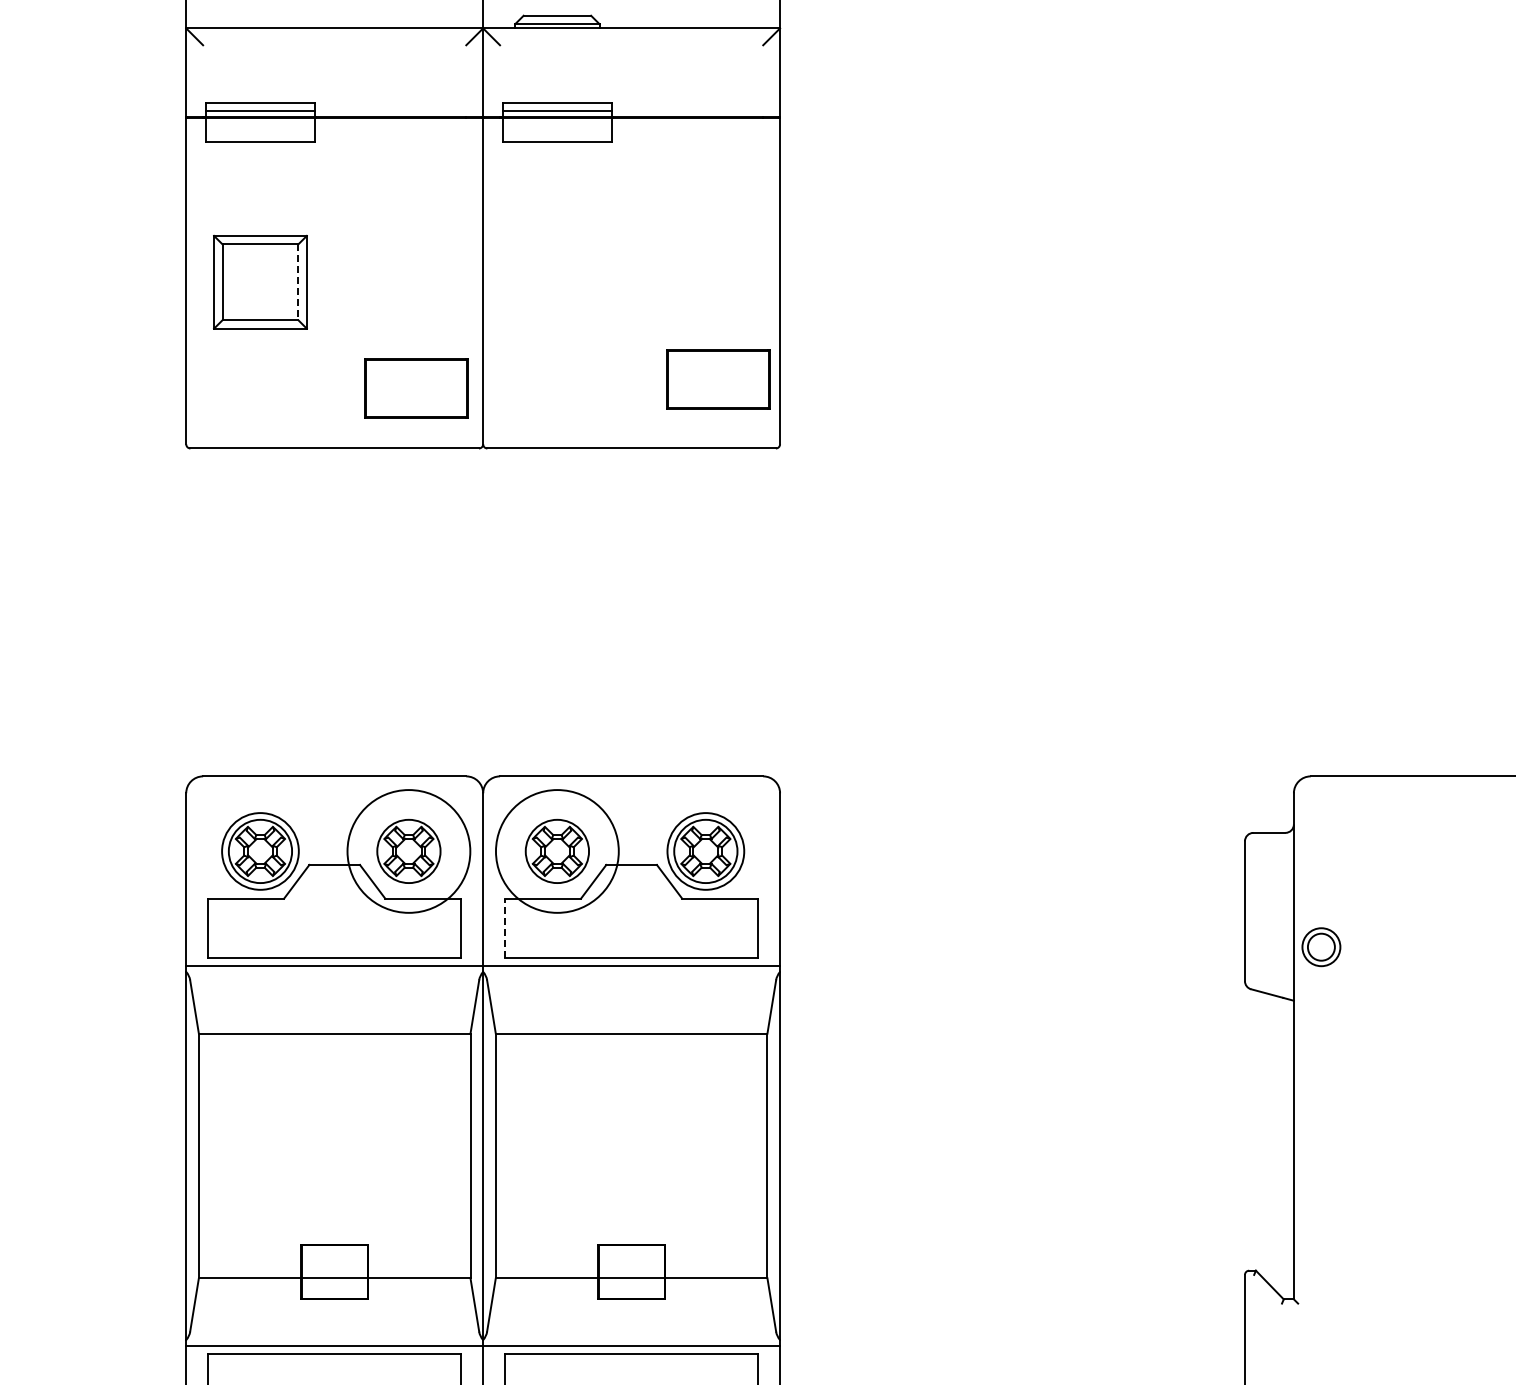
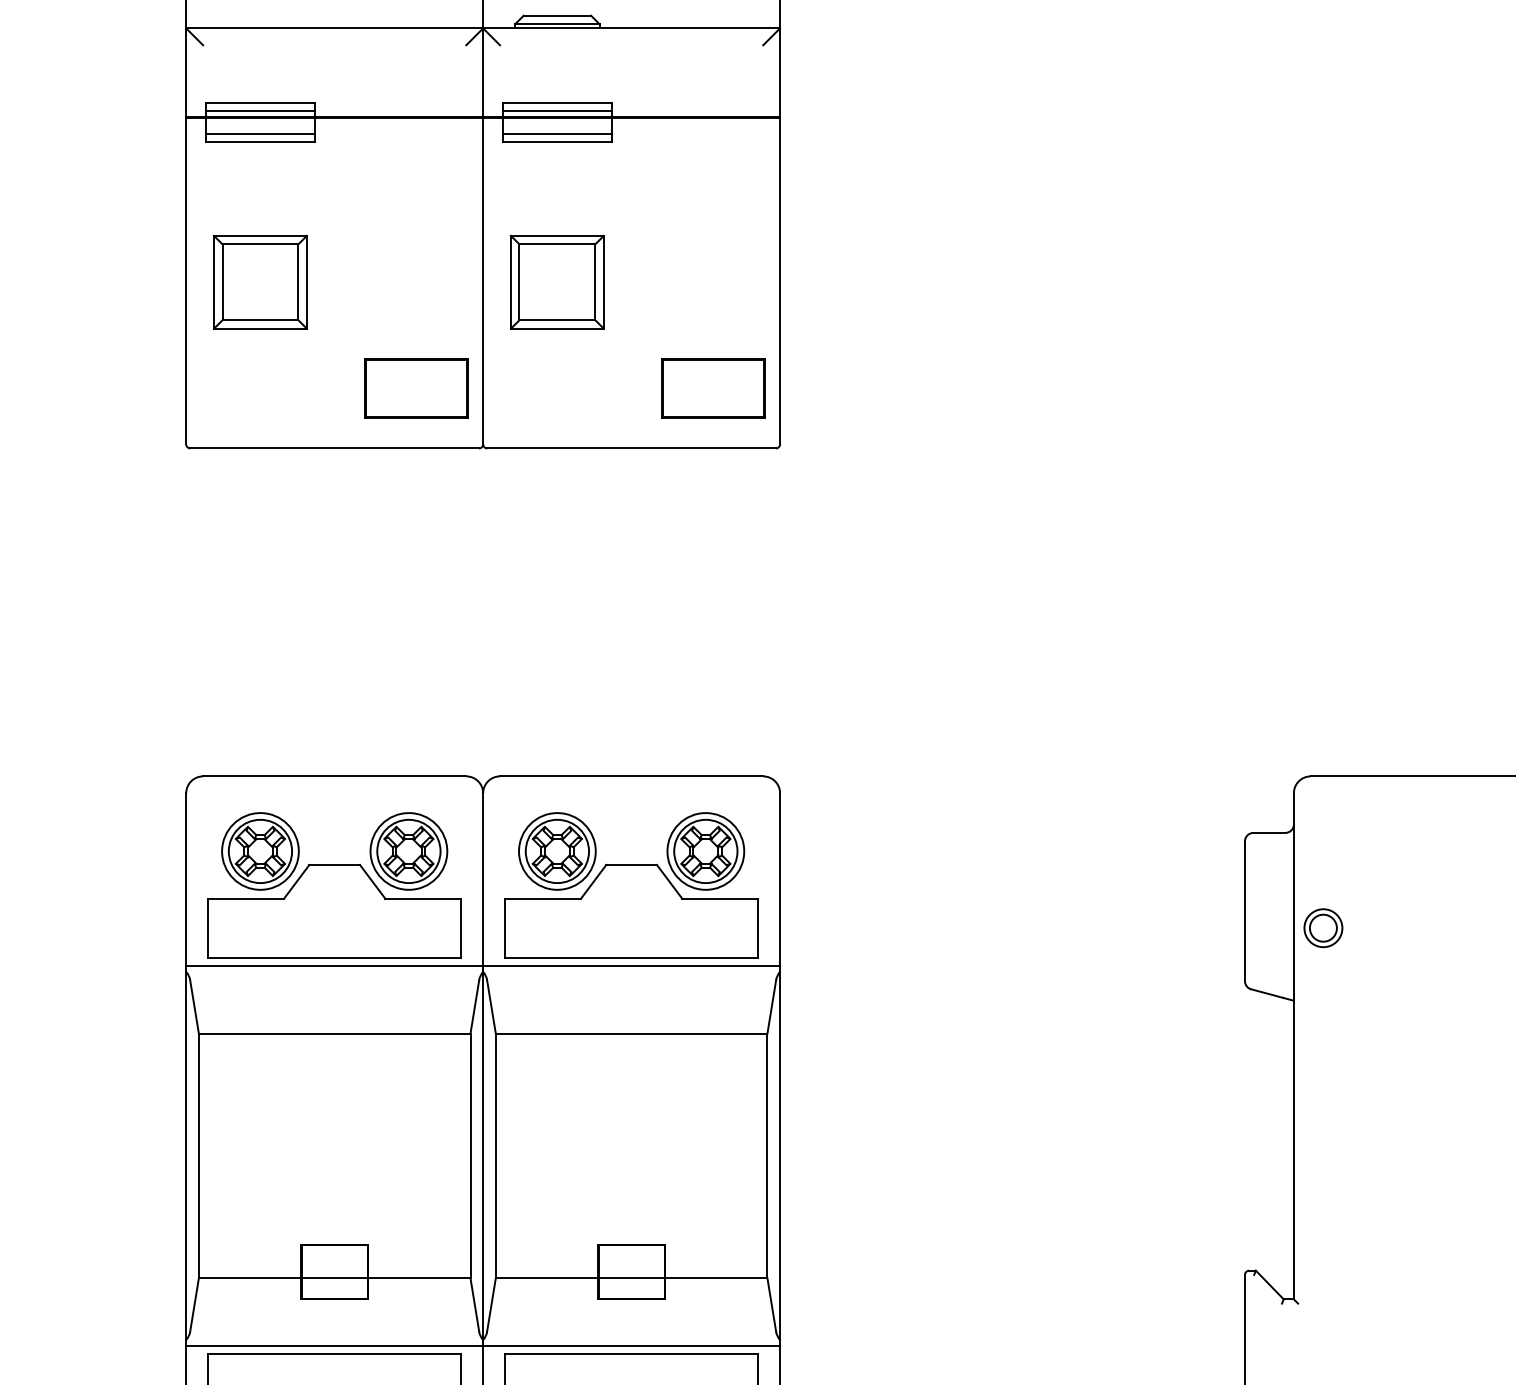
line: none -> present (260, 133)
line: none -> present (557, 133)
part: none -> present (556, 281)
line: dashed -> solid (298, 282)
part position: (718, 379) -> (713, 388) (713, 388)
circle diameter: 123 px -> 77 px (408, 851)
circle diameter: 123 px -> 77 px (557, 851)
line: dashed -> solid (505, 928)
part position: (1321, 947) -> (1323, 928) (1323, 928)
